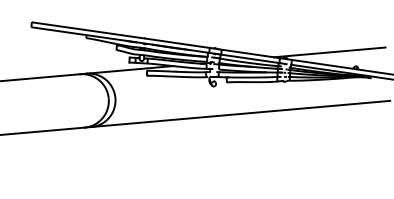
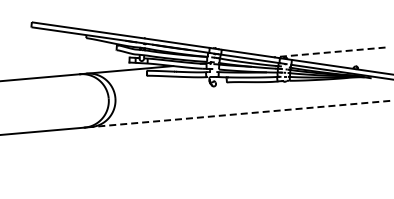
line: solid -> dashed (329, 52)
line: solid -> dashed (240, 113)
